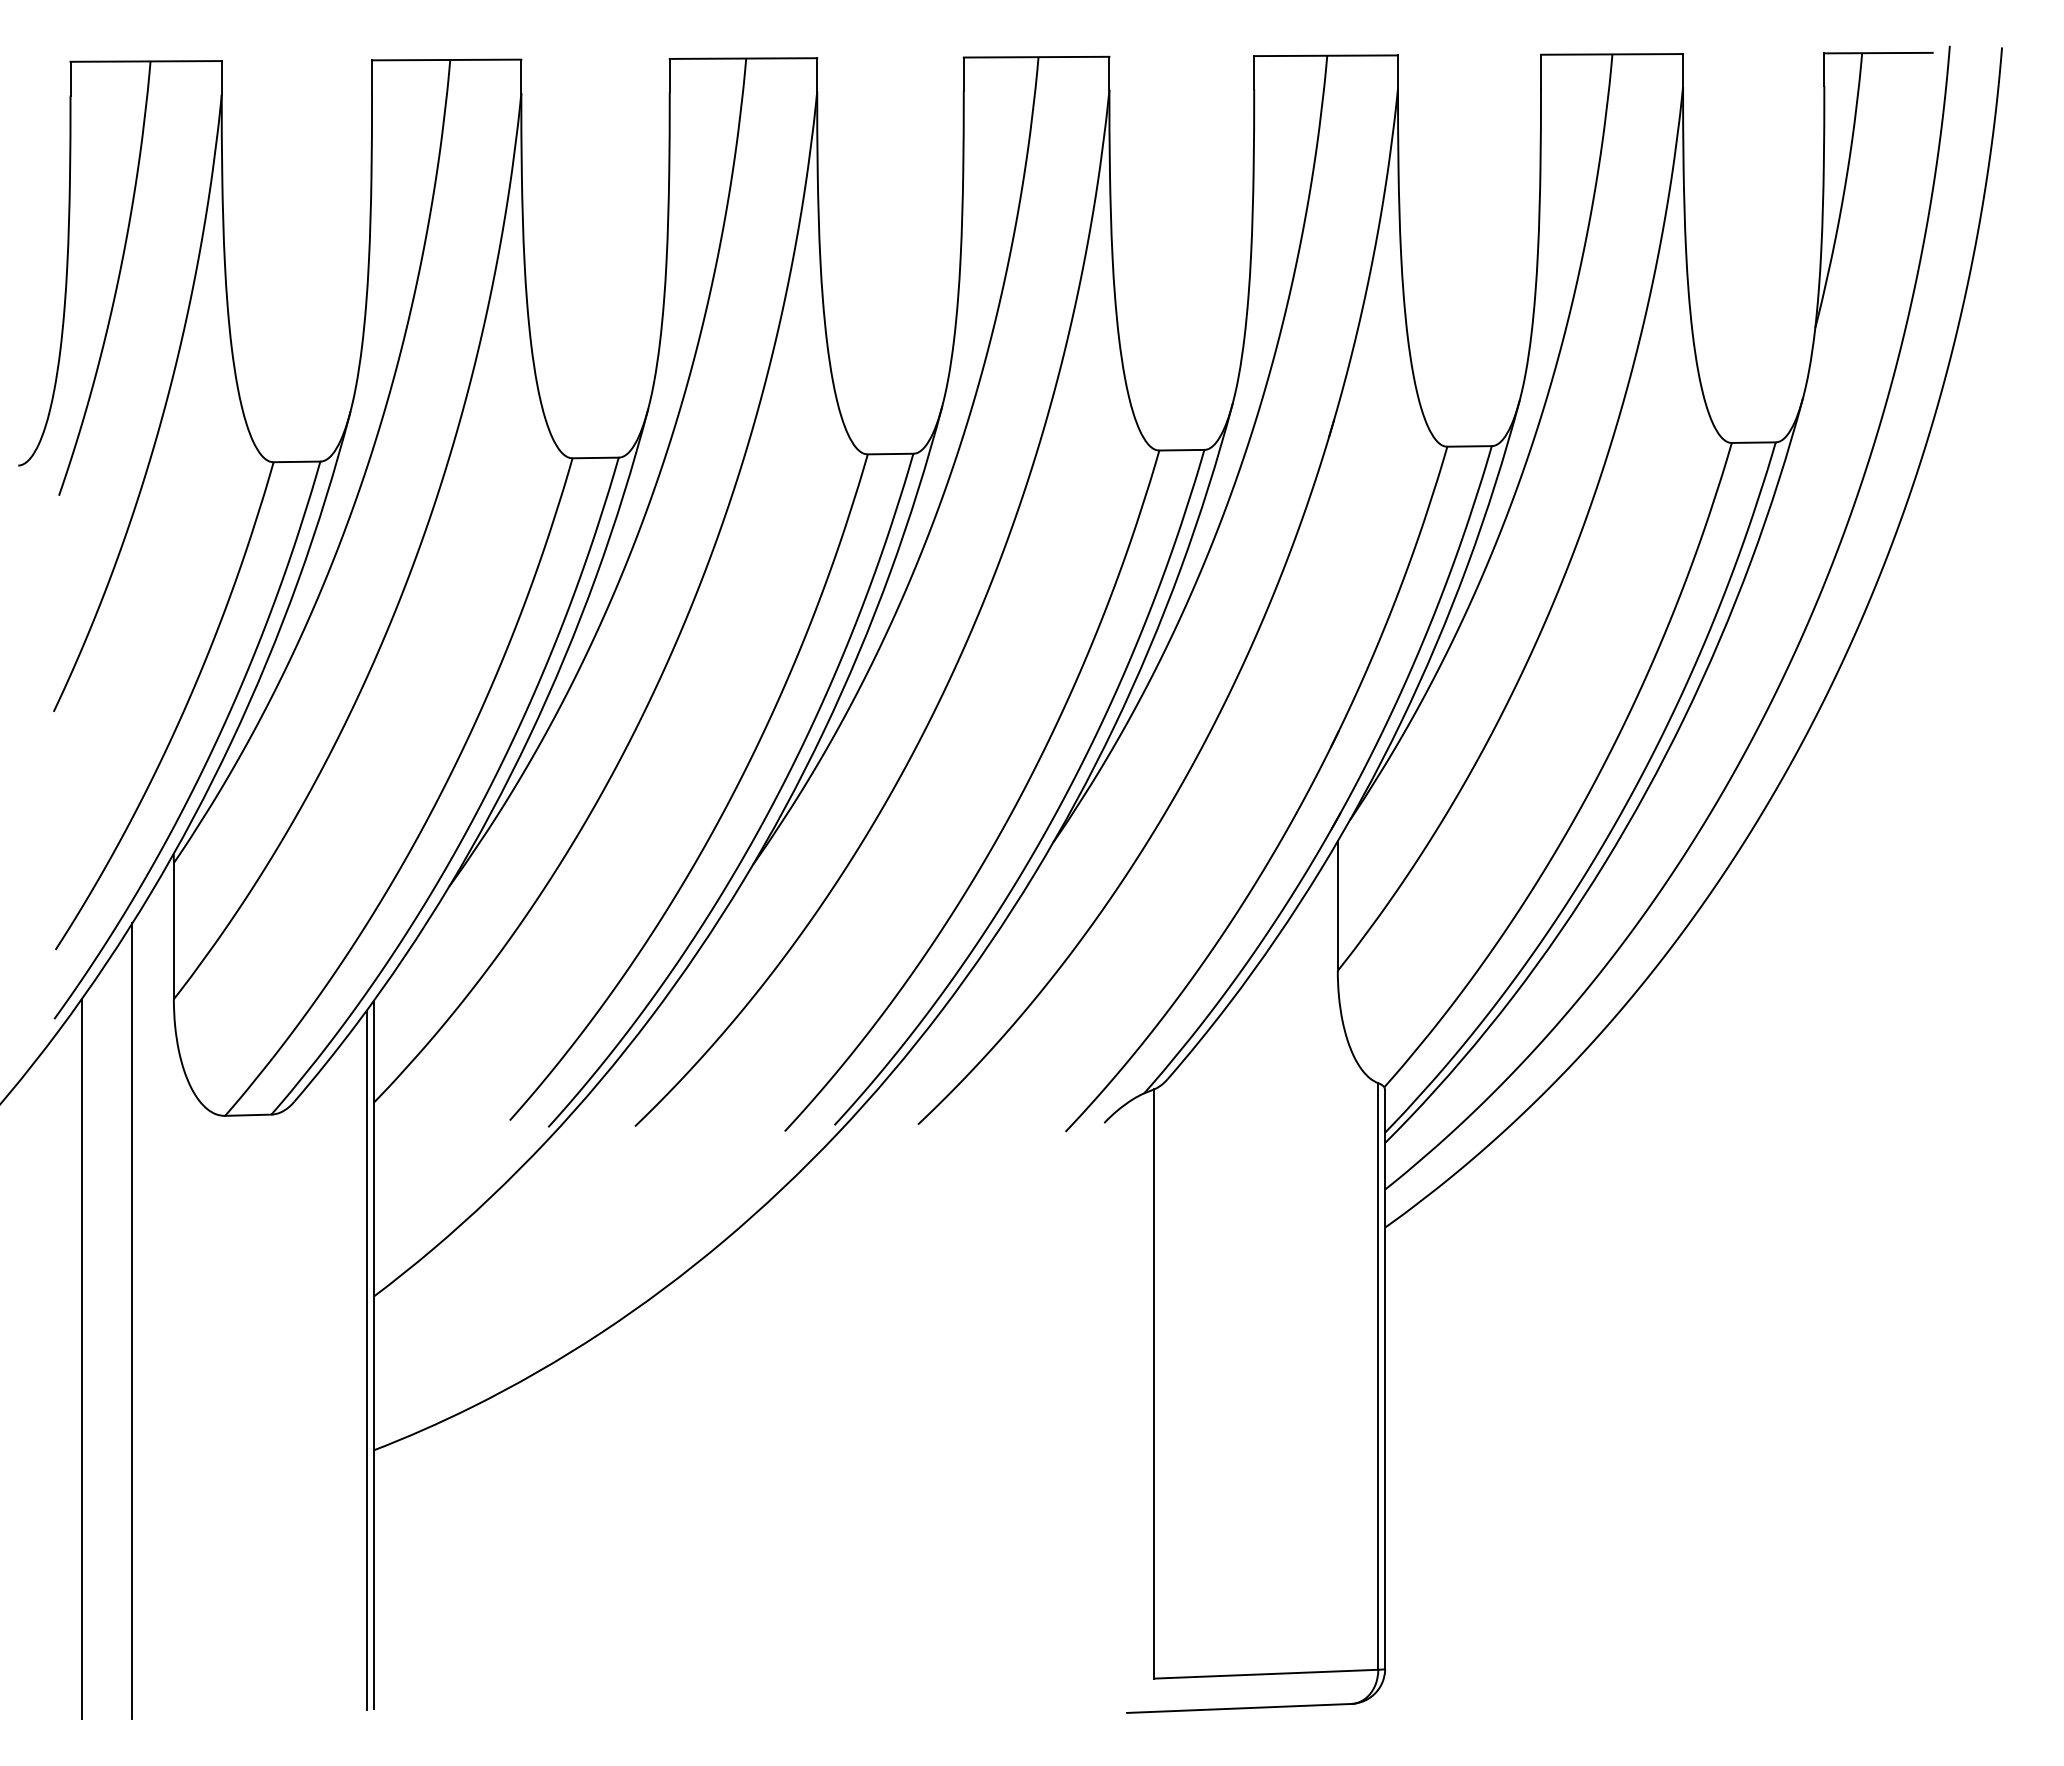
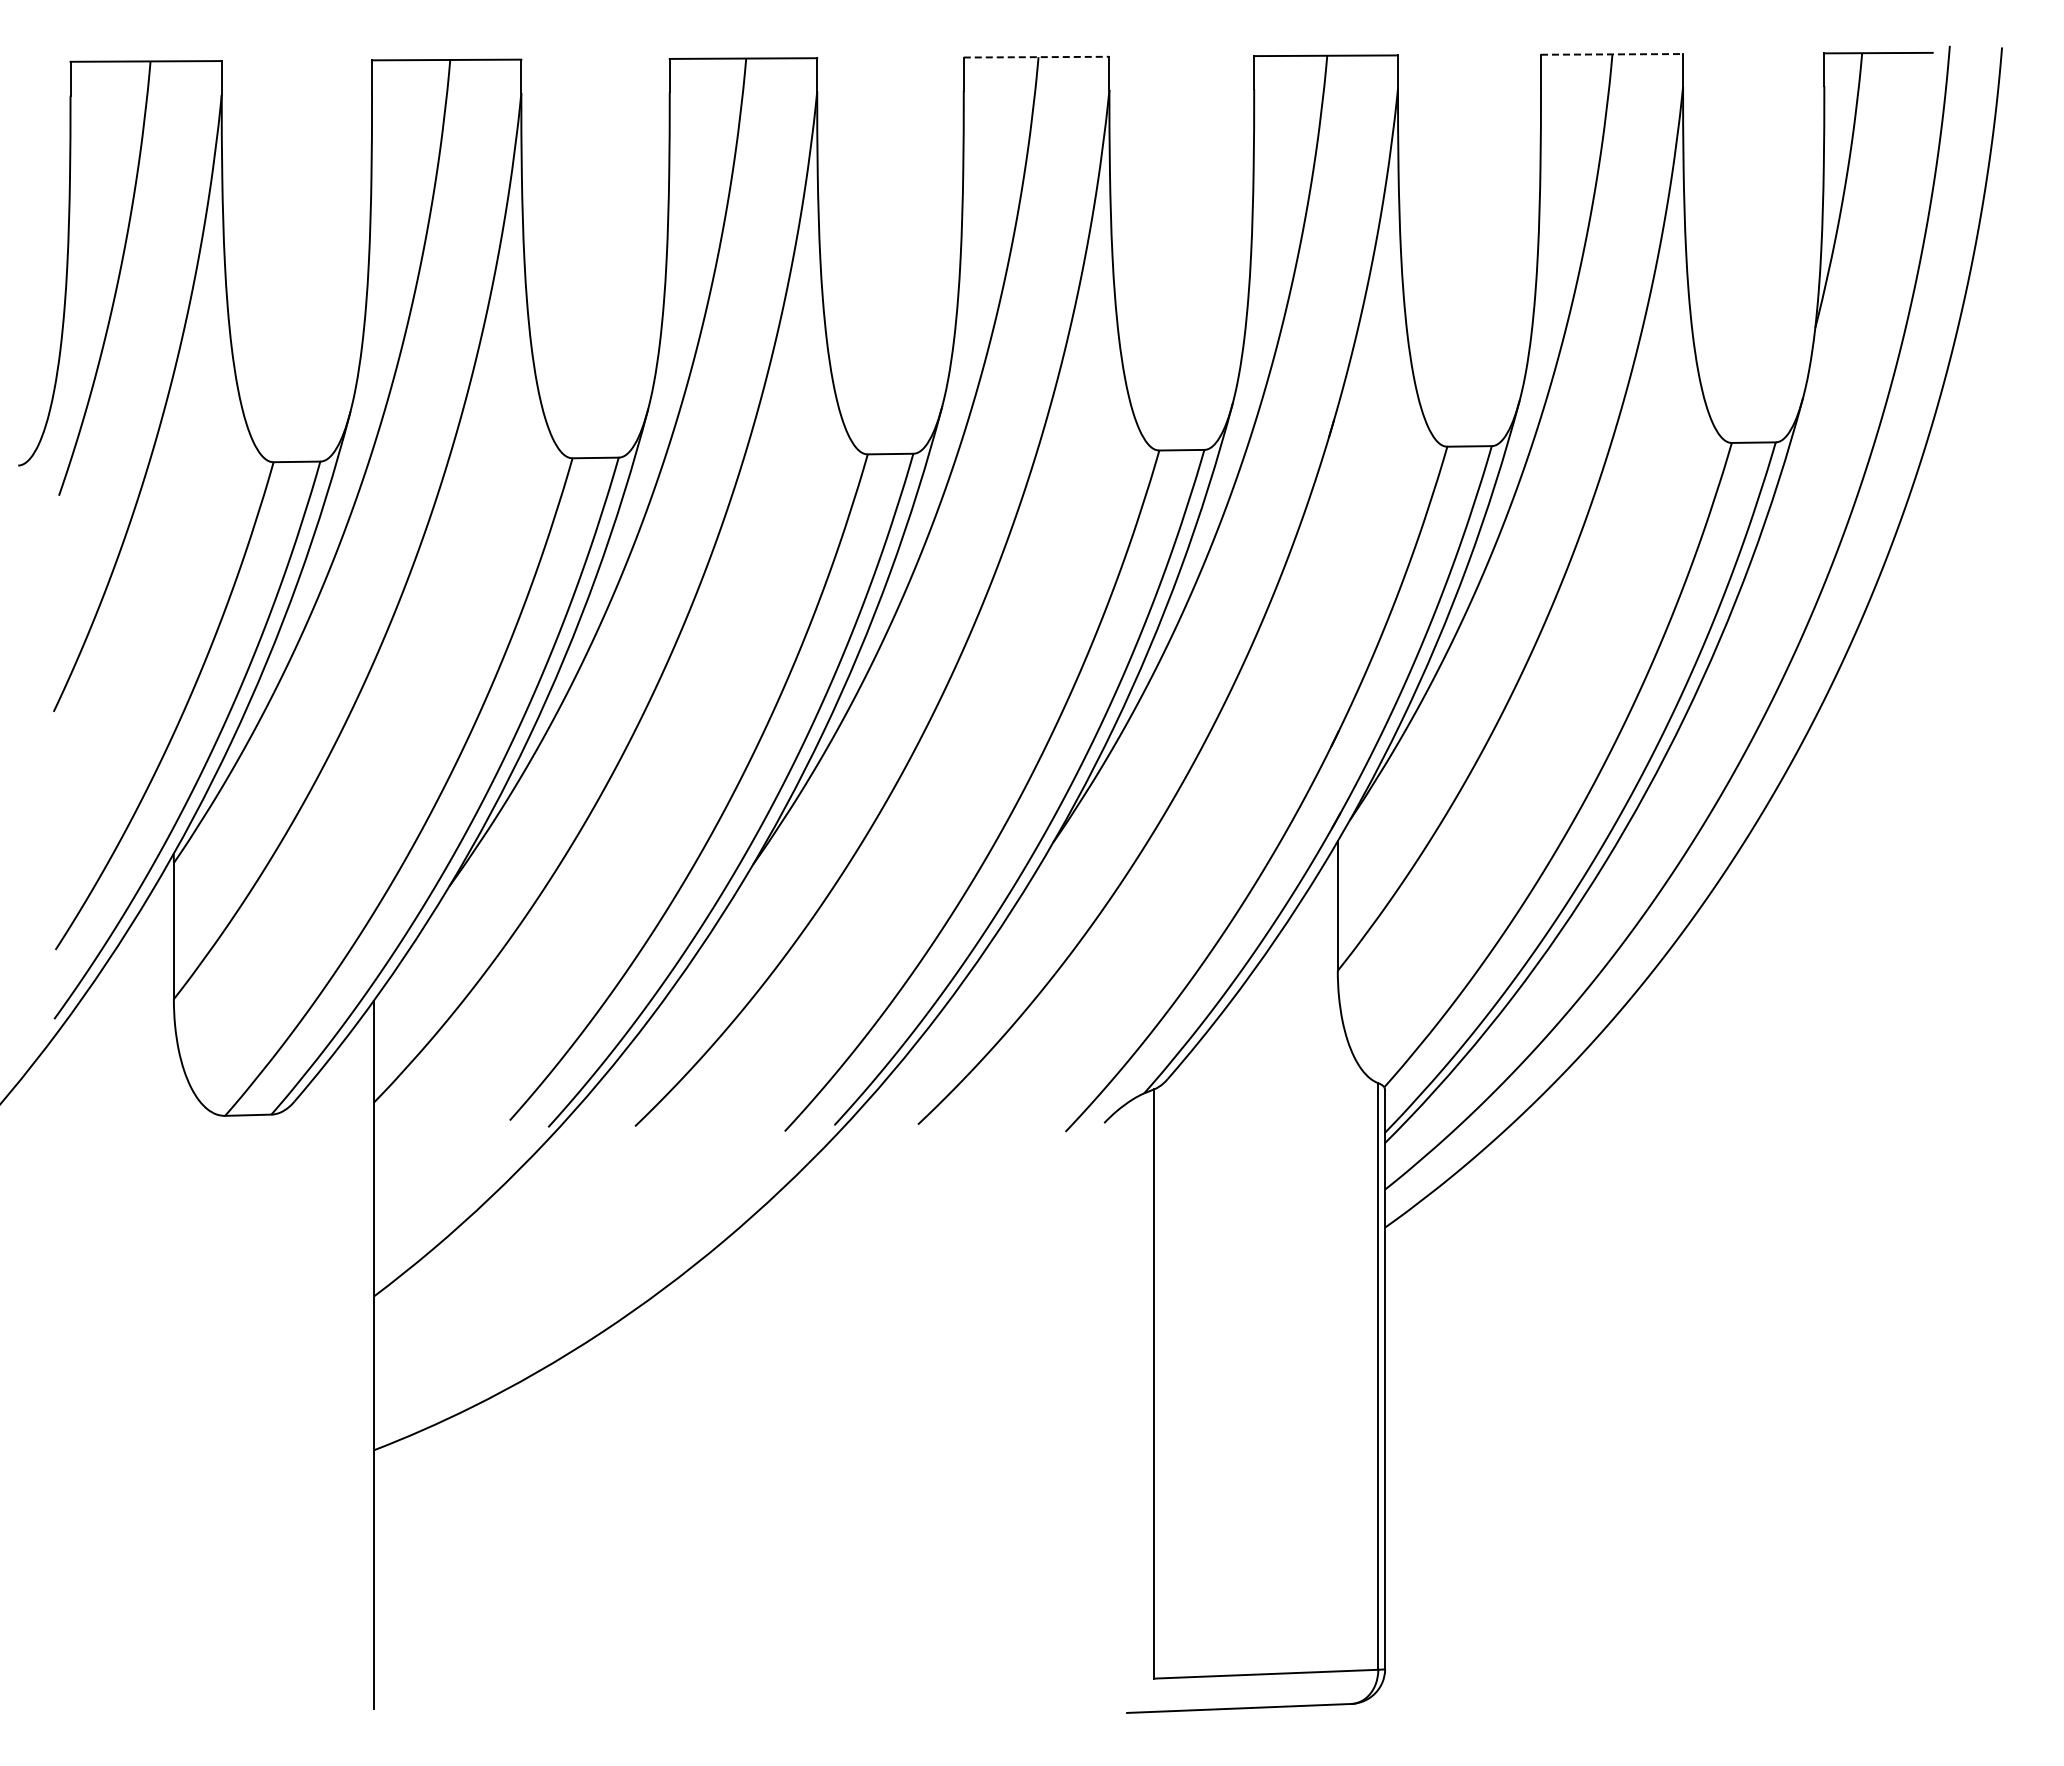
line: solid -> dashed (1612, 54)
line: solid -> dashed (1036, 57)
line: present -> none (132, 1320)
line: present -> none (81, 1358)
line: present -> none (366, 1359)
